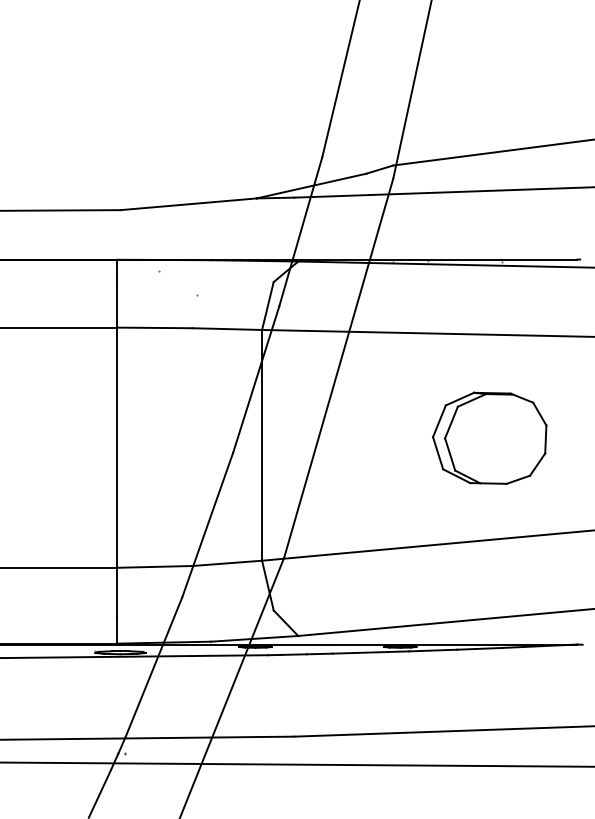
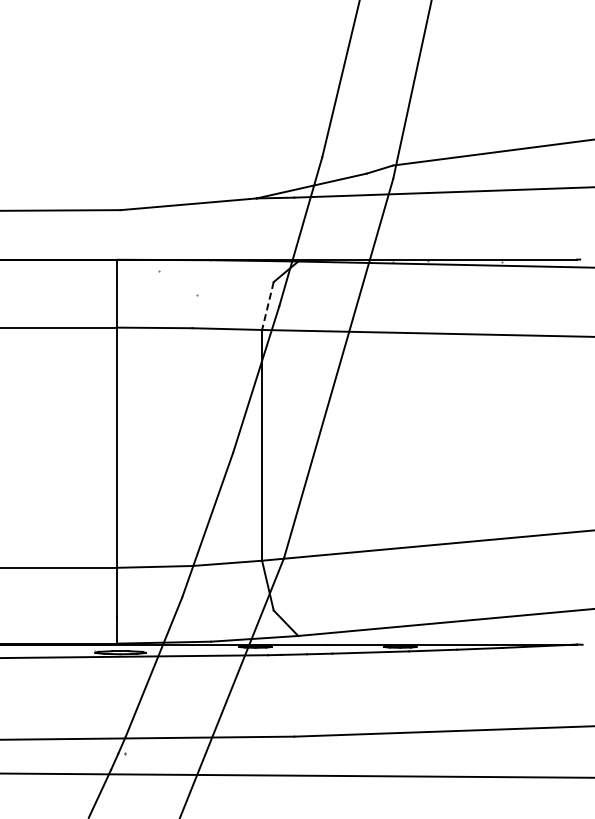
line: solid -> dashed (267, 306)
part: present -> none (489, 437)
line position: (296, 764) -> (296, 775) (296, 775)
